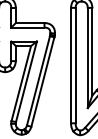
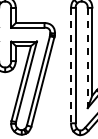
line: solid -> dashed (87, 58)
line: solid -> dashed (71, 65)
